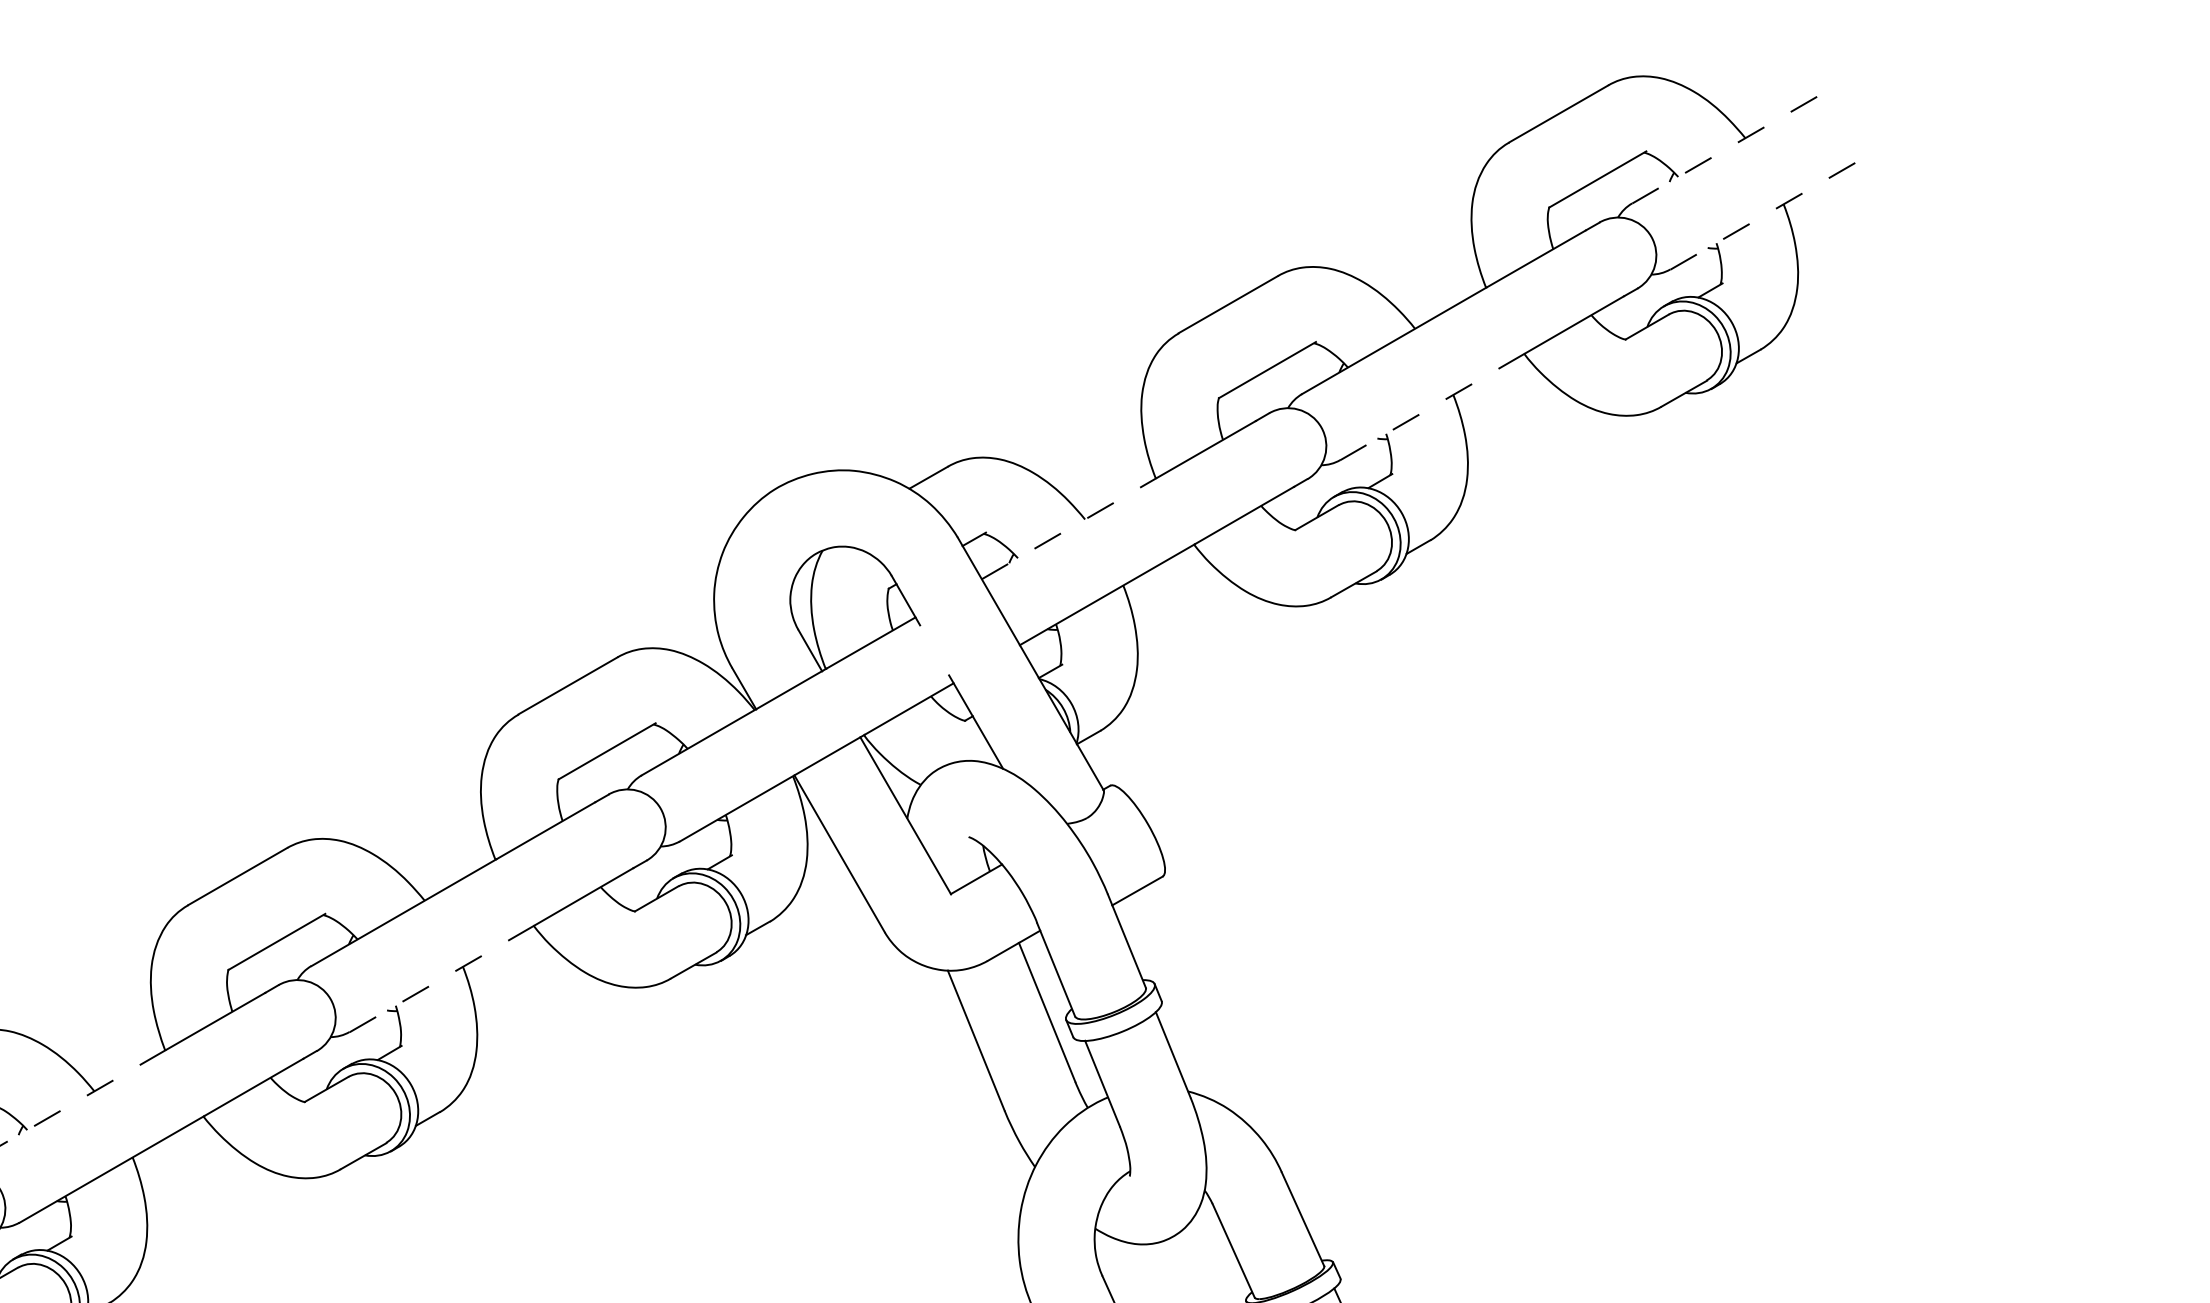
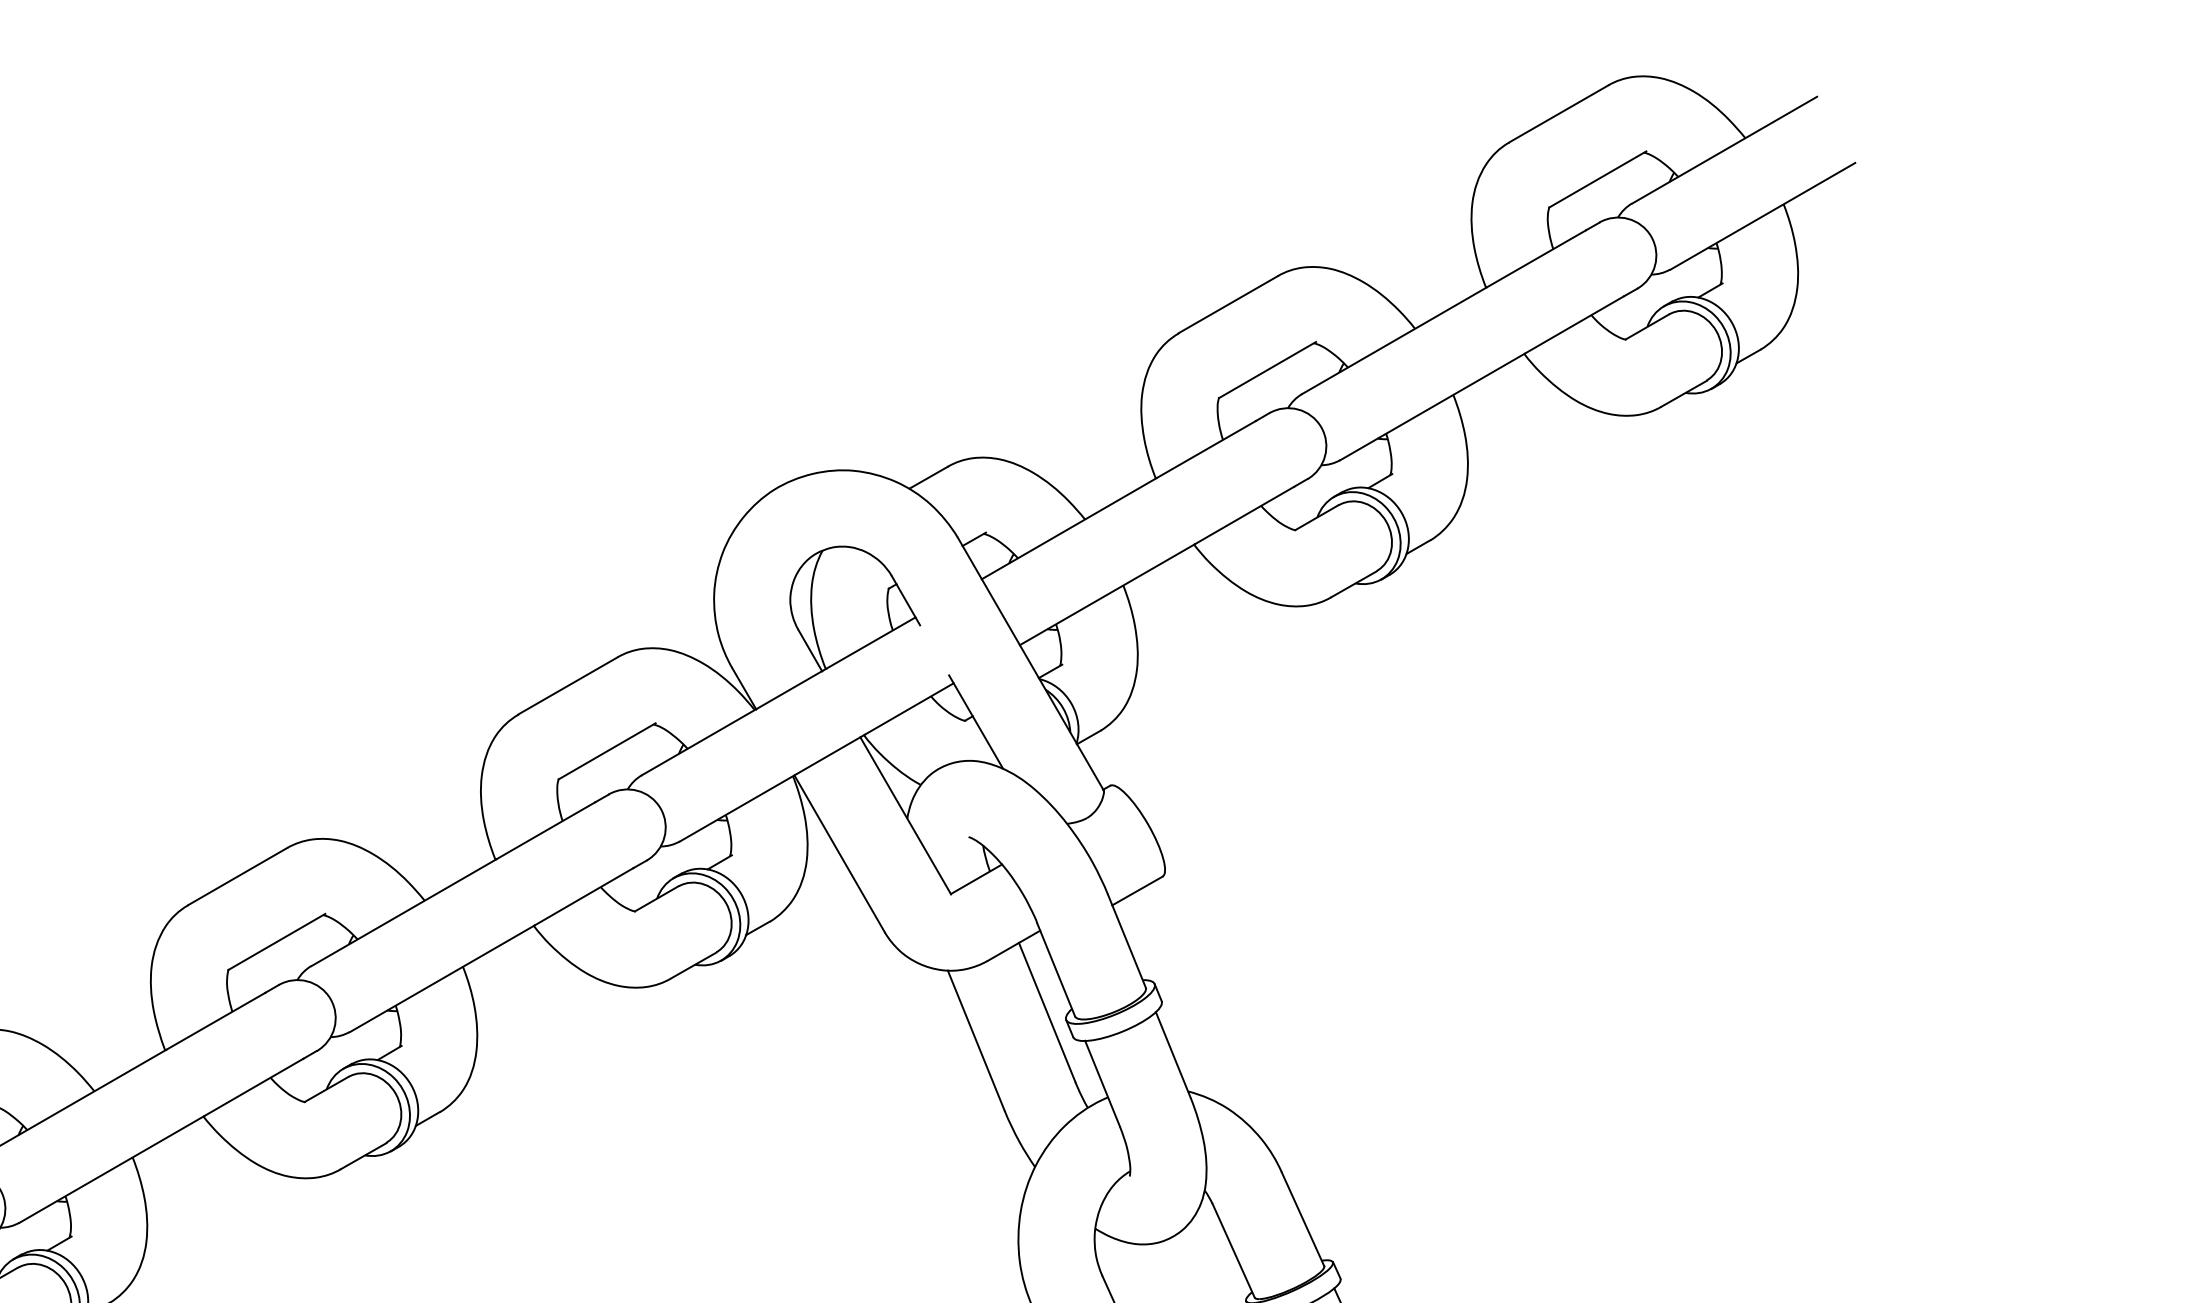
line: dashed -> solid (1724, 150)
line: dashed -> solid (1762, 216)
line: dashed -> solid (1432, 406)
line: dashed -> solid (1069, 528)
line: dashed -> solid (442, 978)
line: dashed -> solid (83, 1097)
